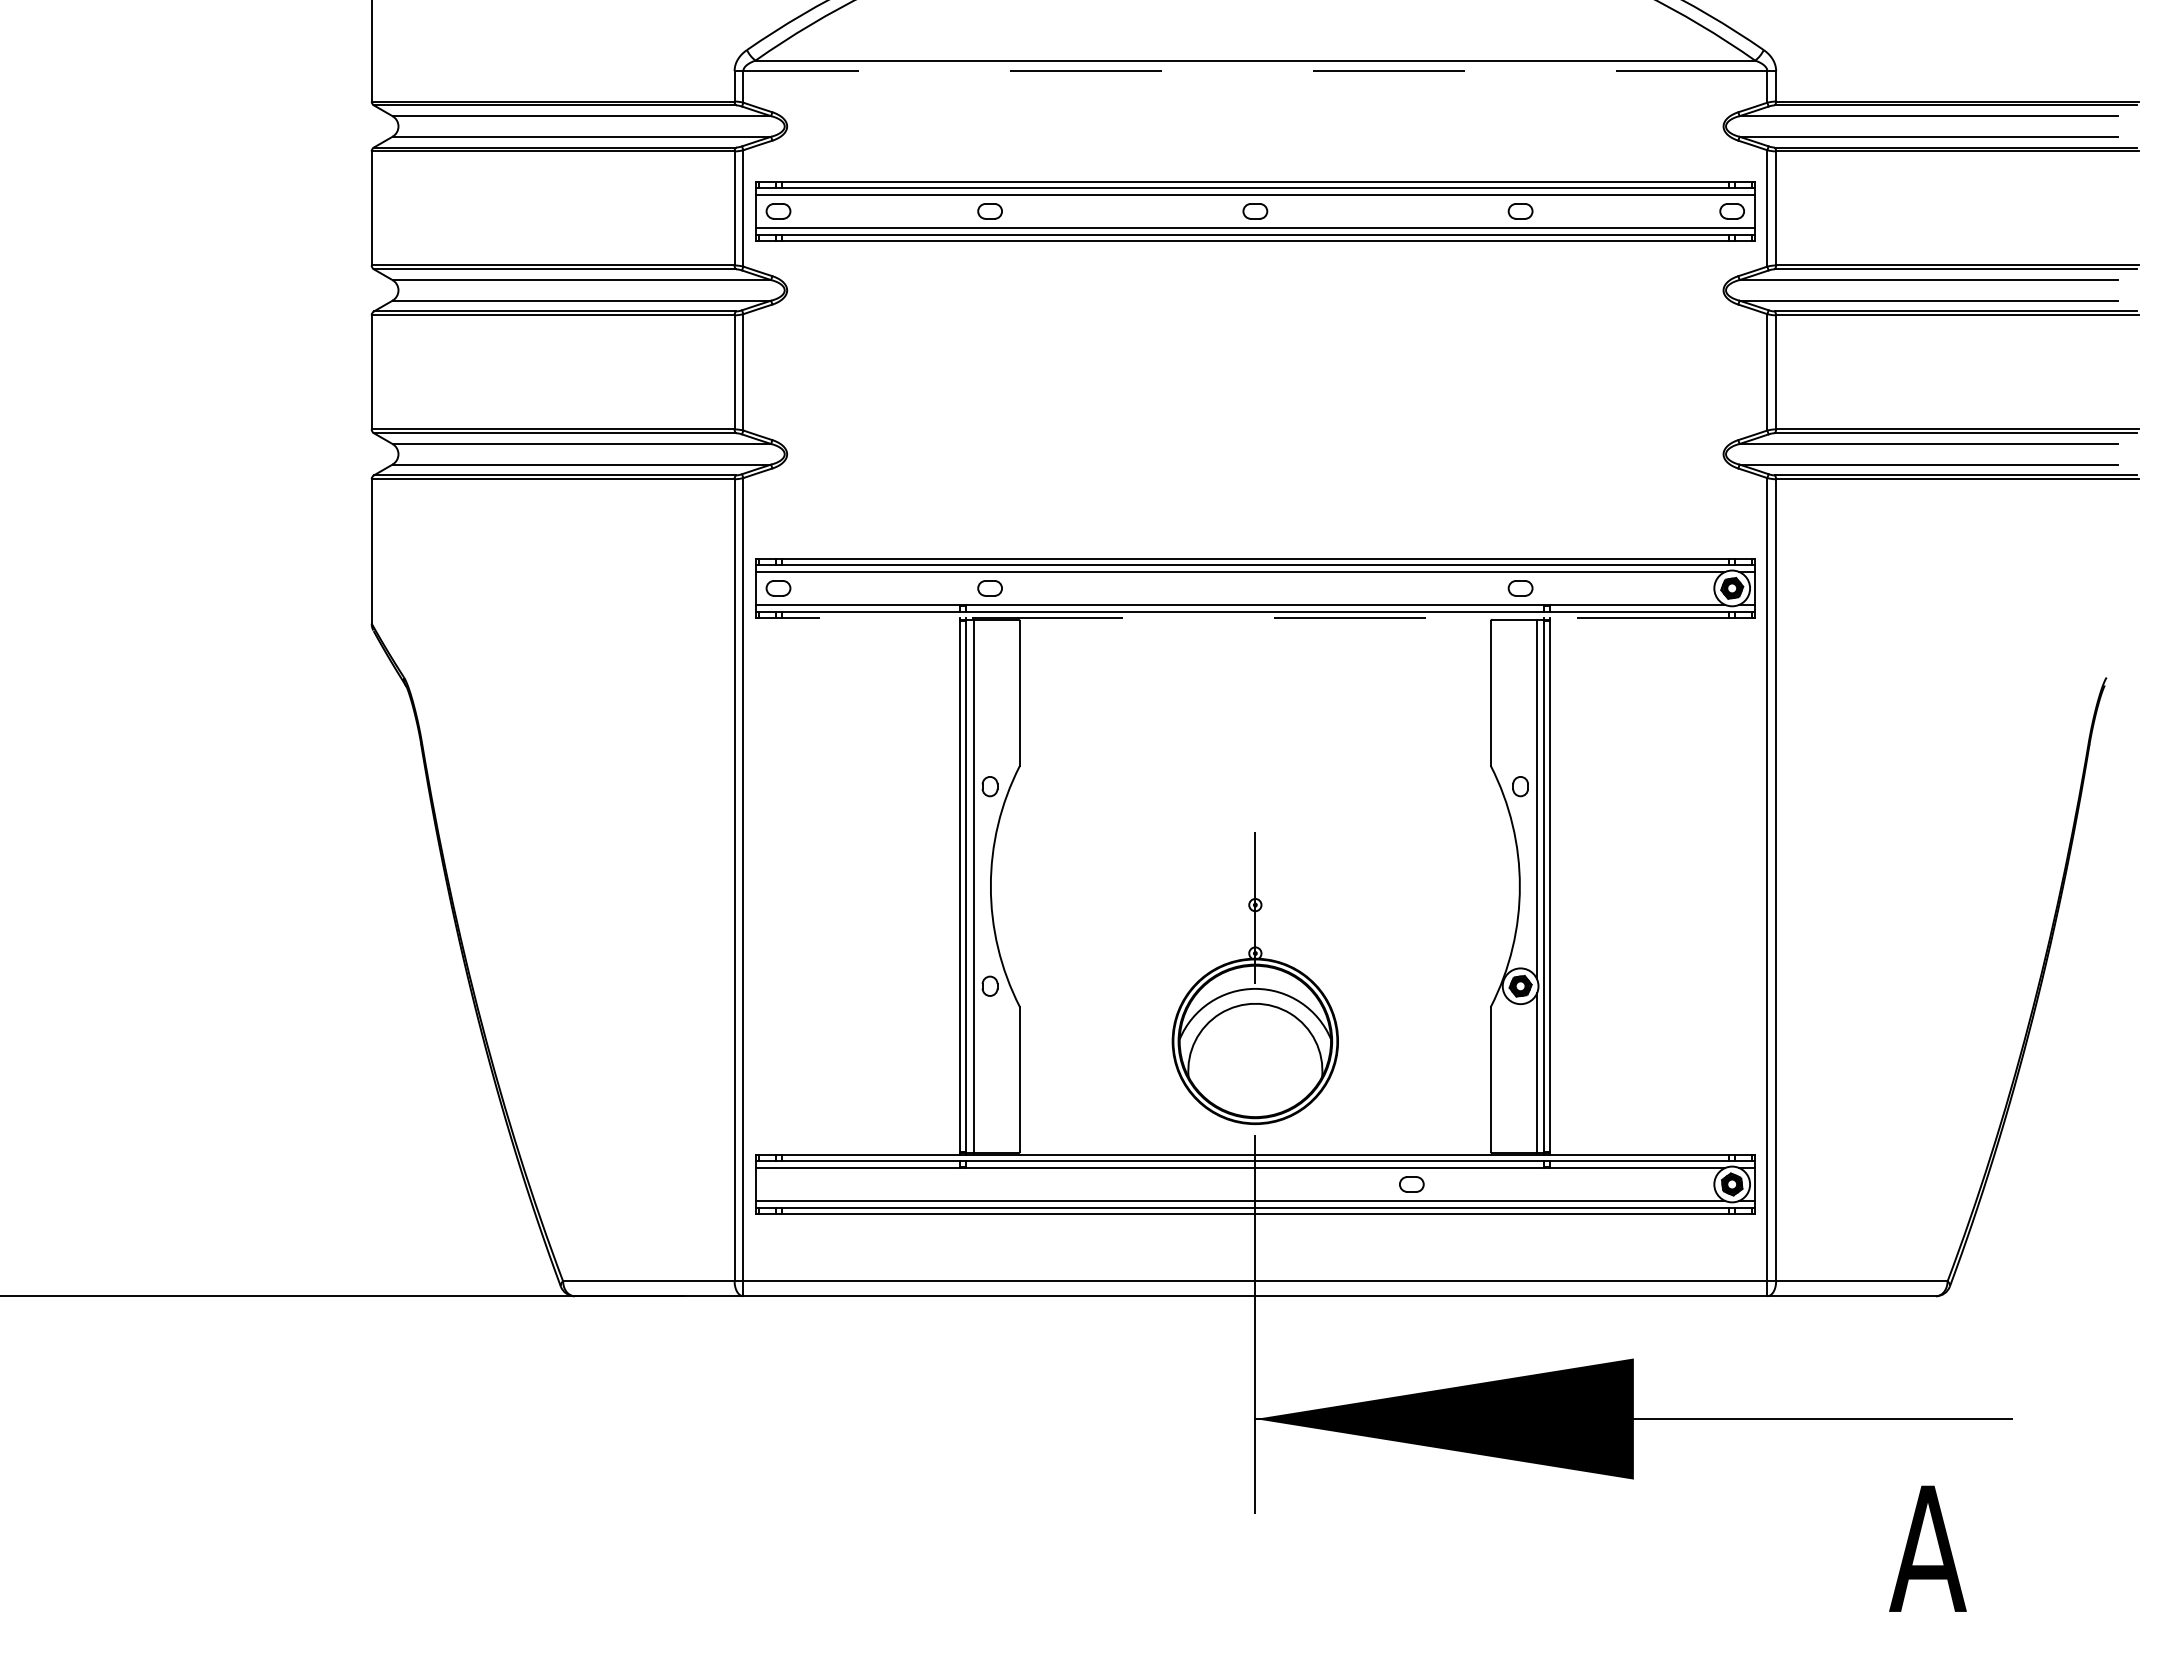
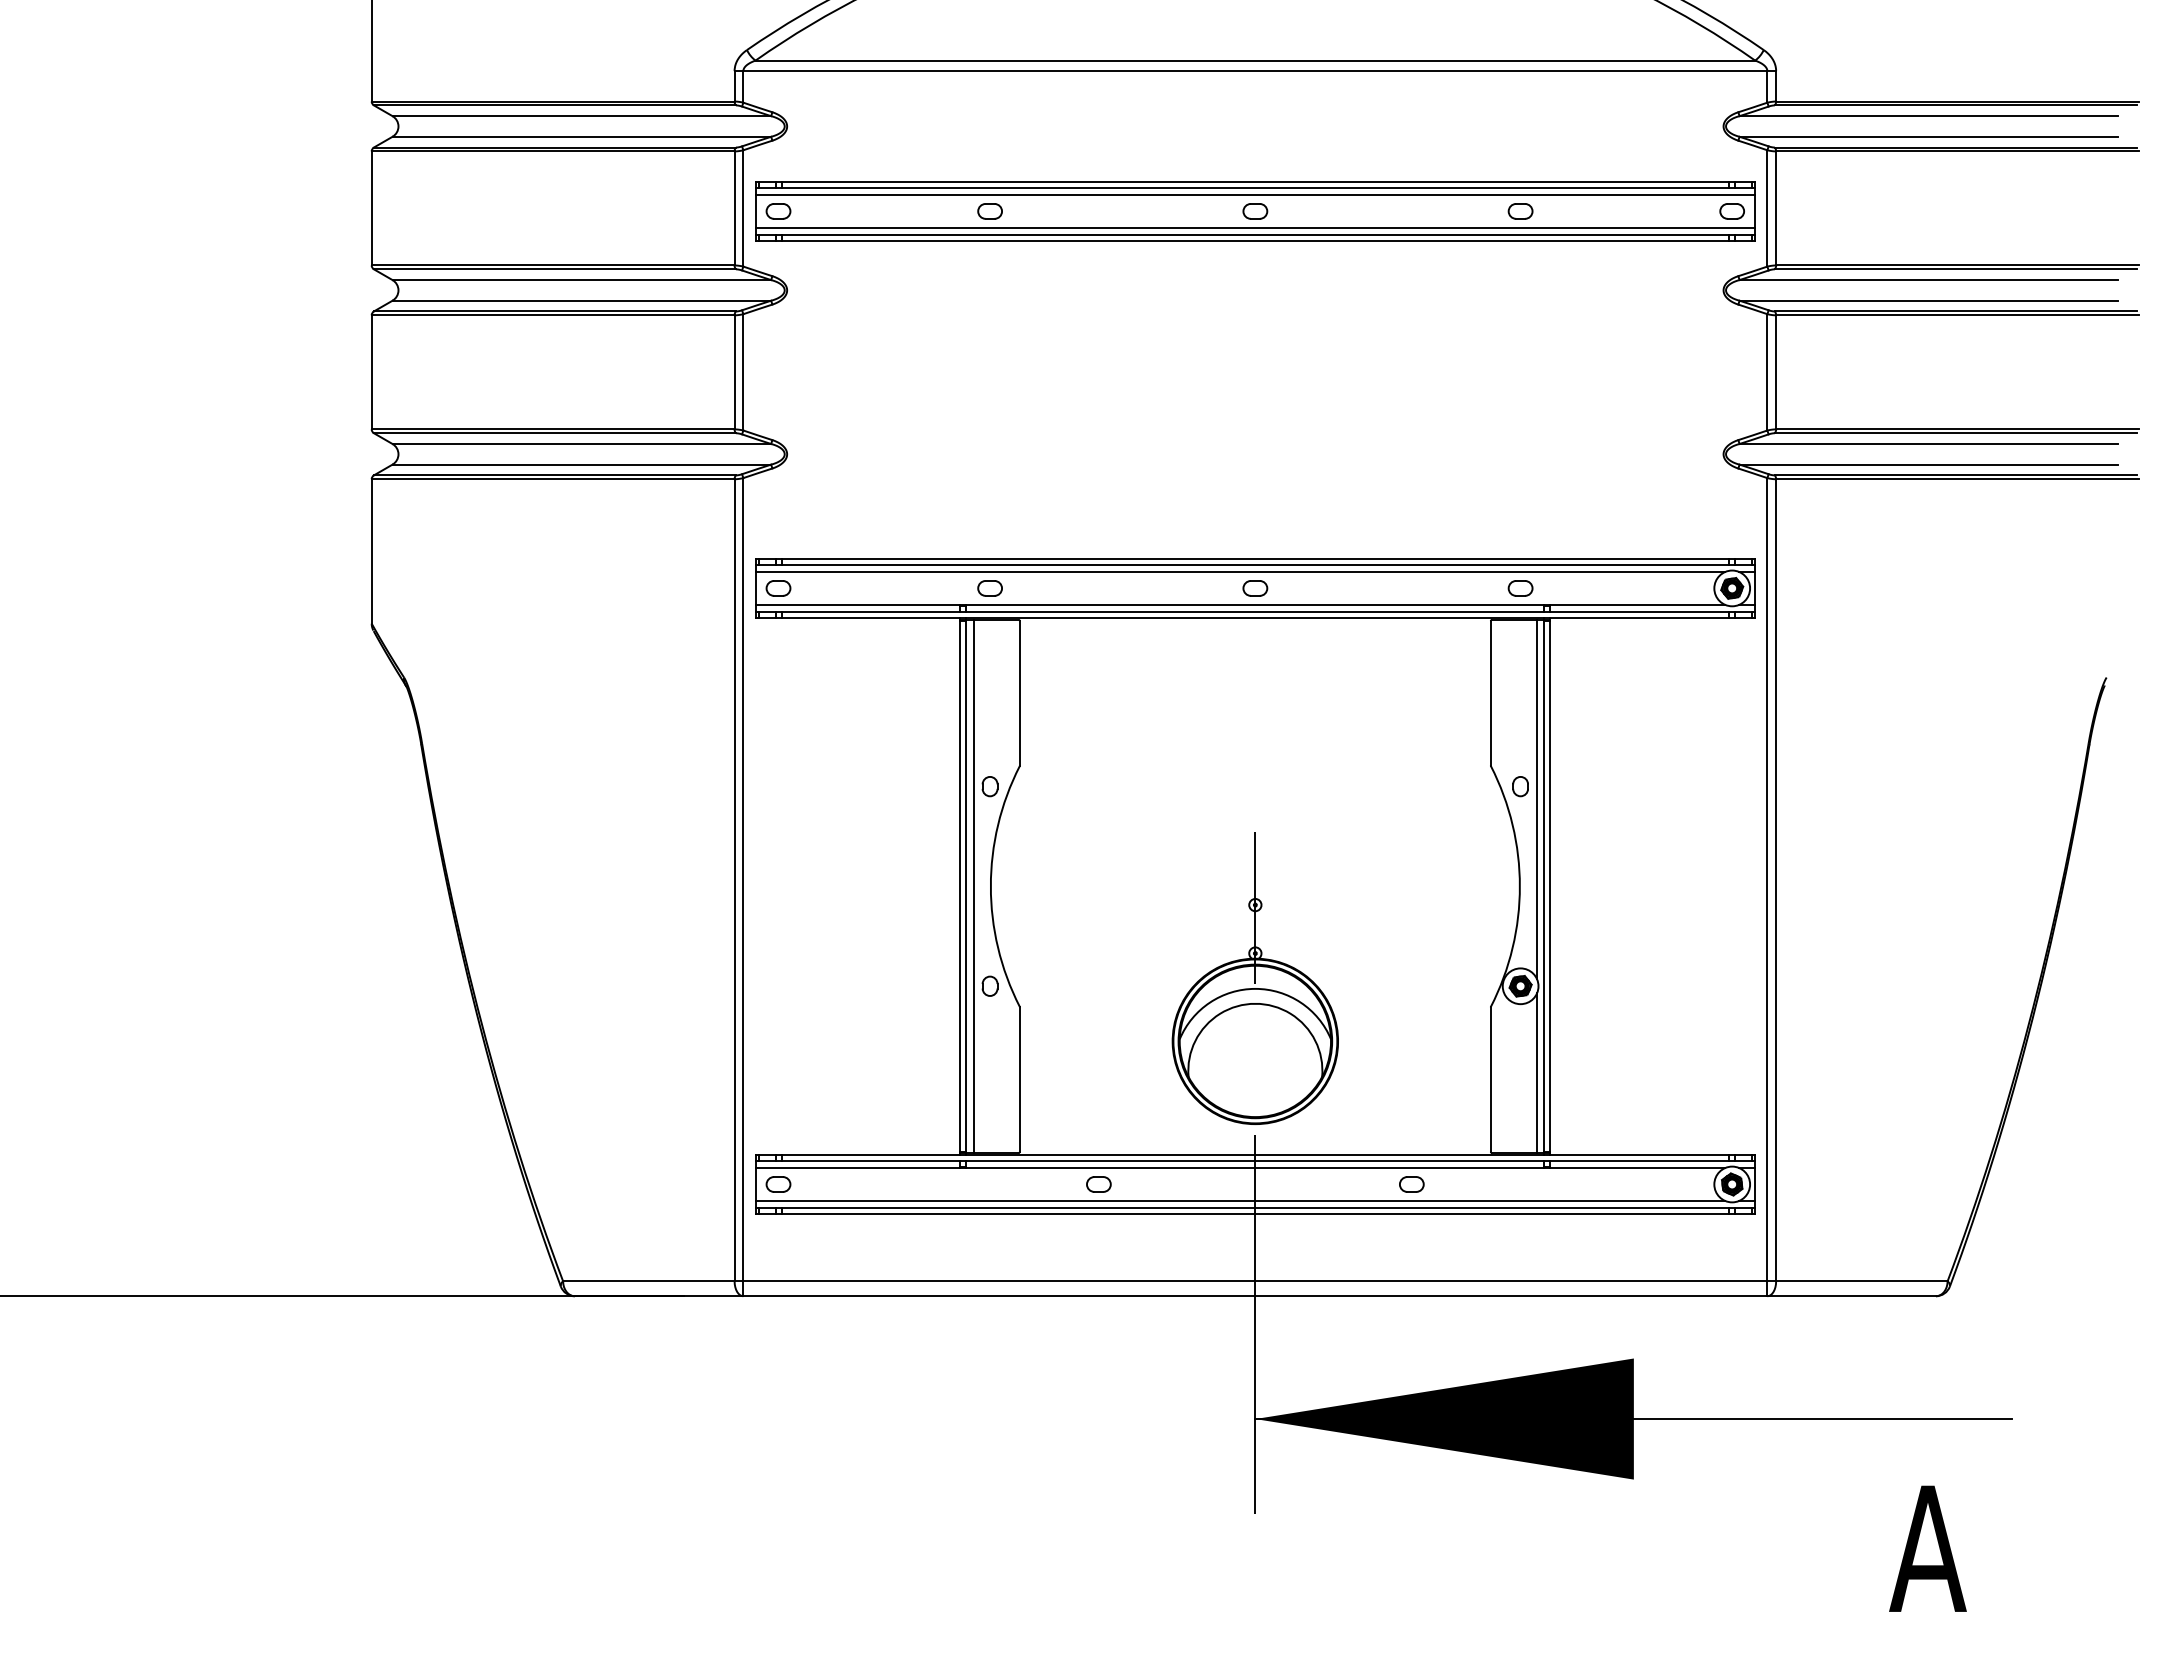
line: dashed -> solid (1255, 71)
part: none -> present (1255, 588)
line: dashed -> solid (1254, 618)
part: none -> present (778, 1184)
part: none -> present (1098, 1184)
